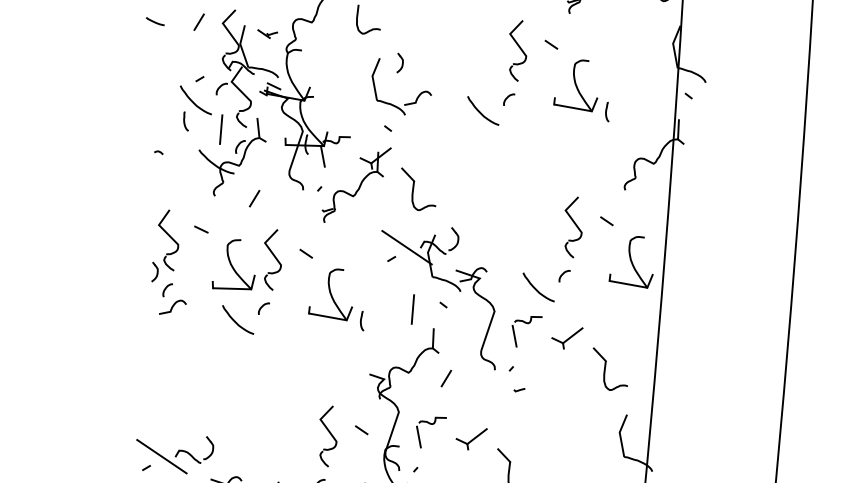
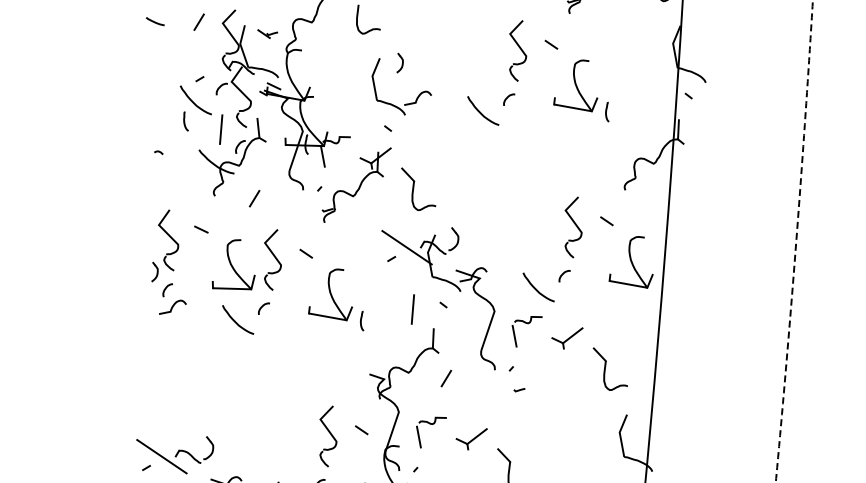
arc: solid -> dashed (796, 240)
